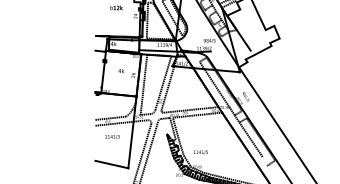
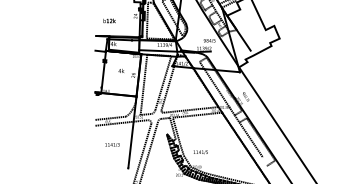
text position: (116, 7) -> (109, 20) (109, 20)
text position: (112, 136) -> (112, 144) (112, 144)
line: present -> none (111, 164)
